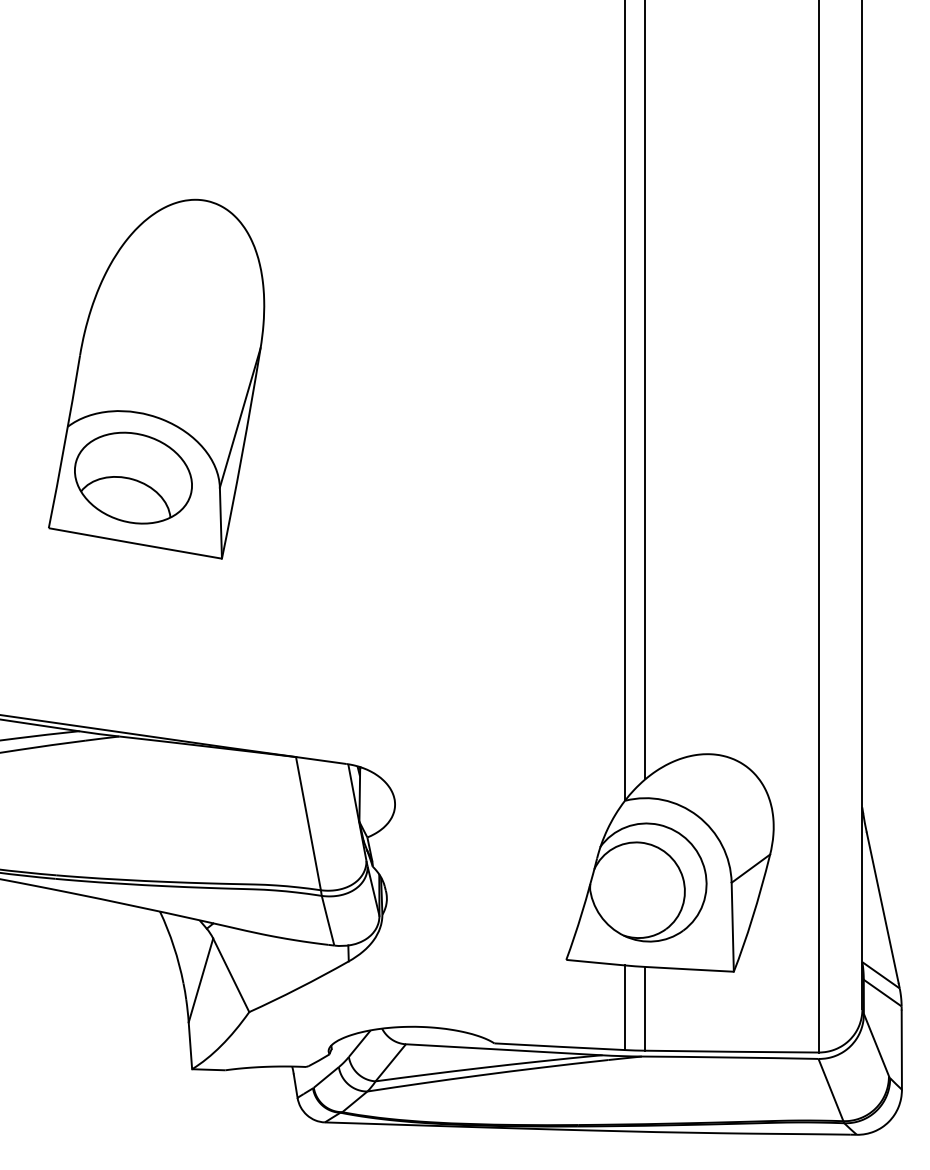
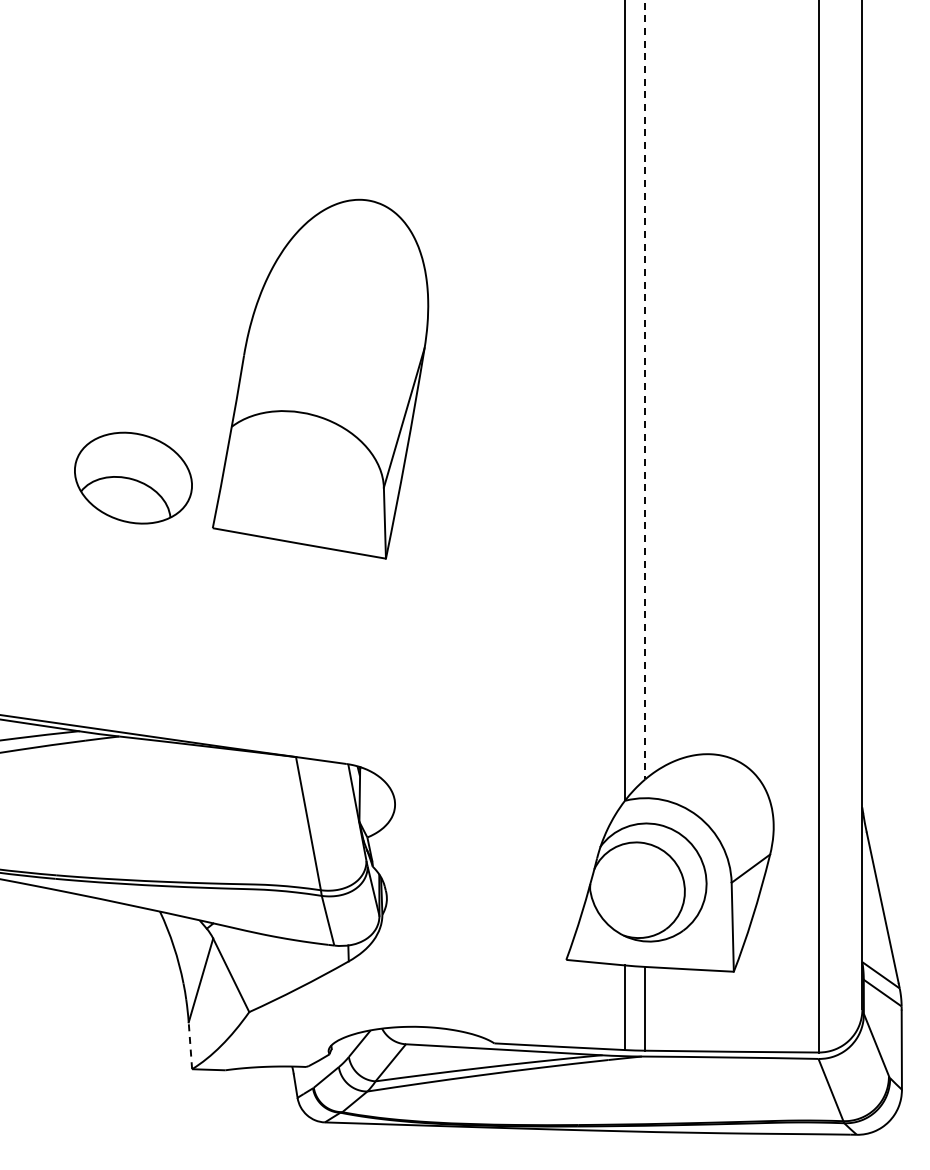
part position: (156, 378) -> (320, 378) (320, 378)
line: solid -> dashed (645, 390)
line: solid -> dashed (190, 1045)
